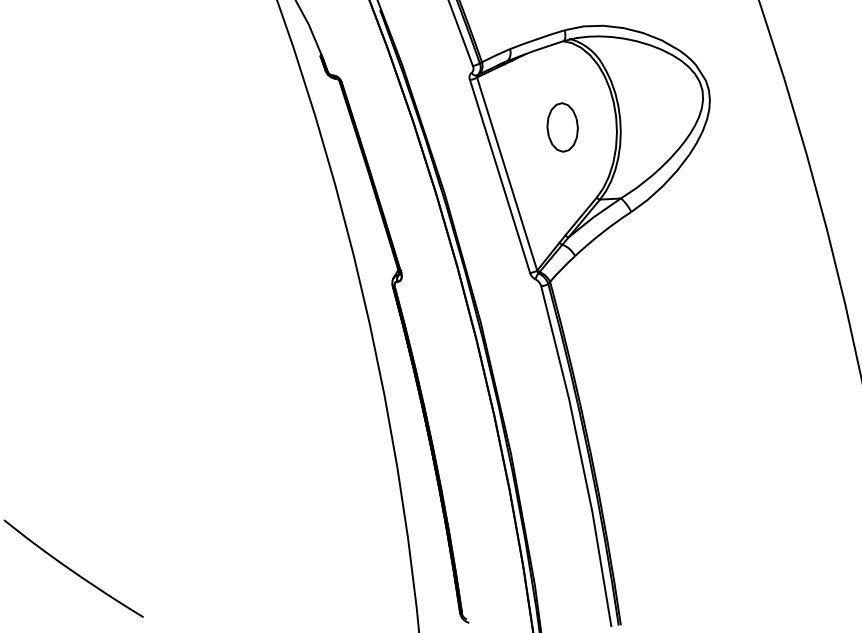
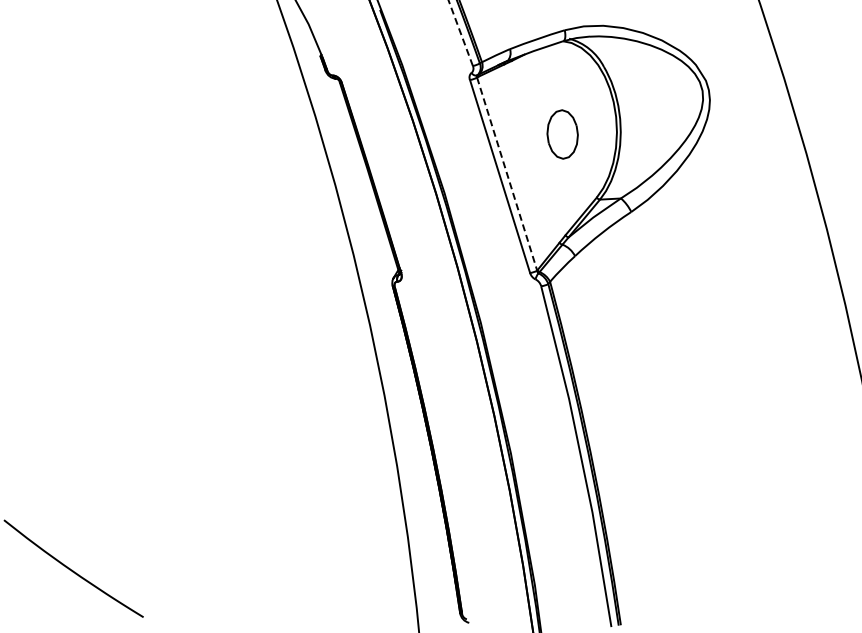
line: solid -> dashed (460, 33)
part position: (562, 127) -> (562, 134) (562, 134)
line: solid -> dashed (507, 174)
